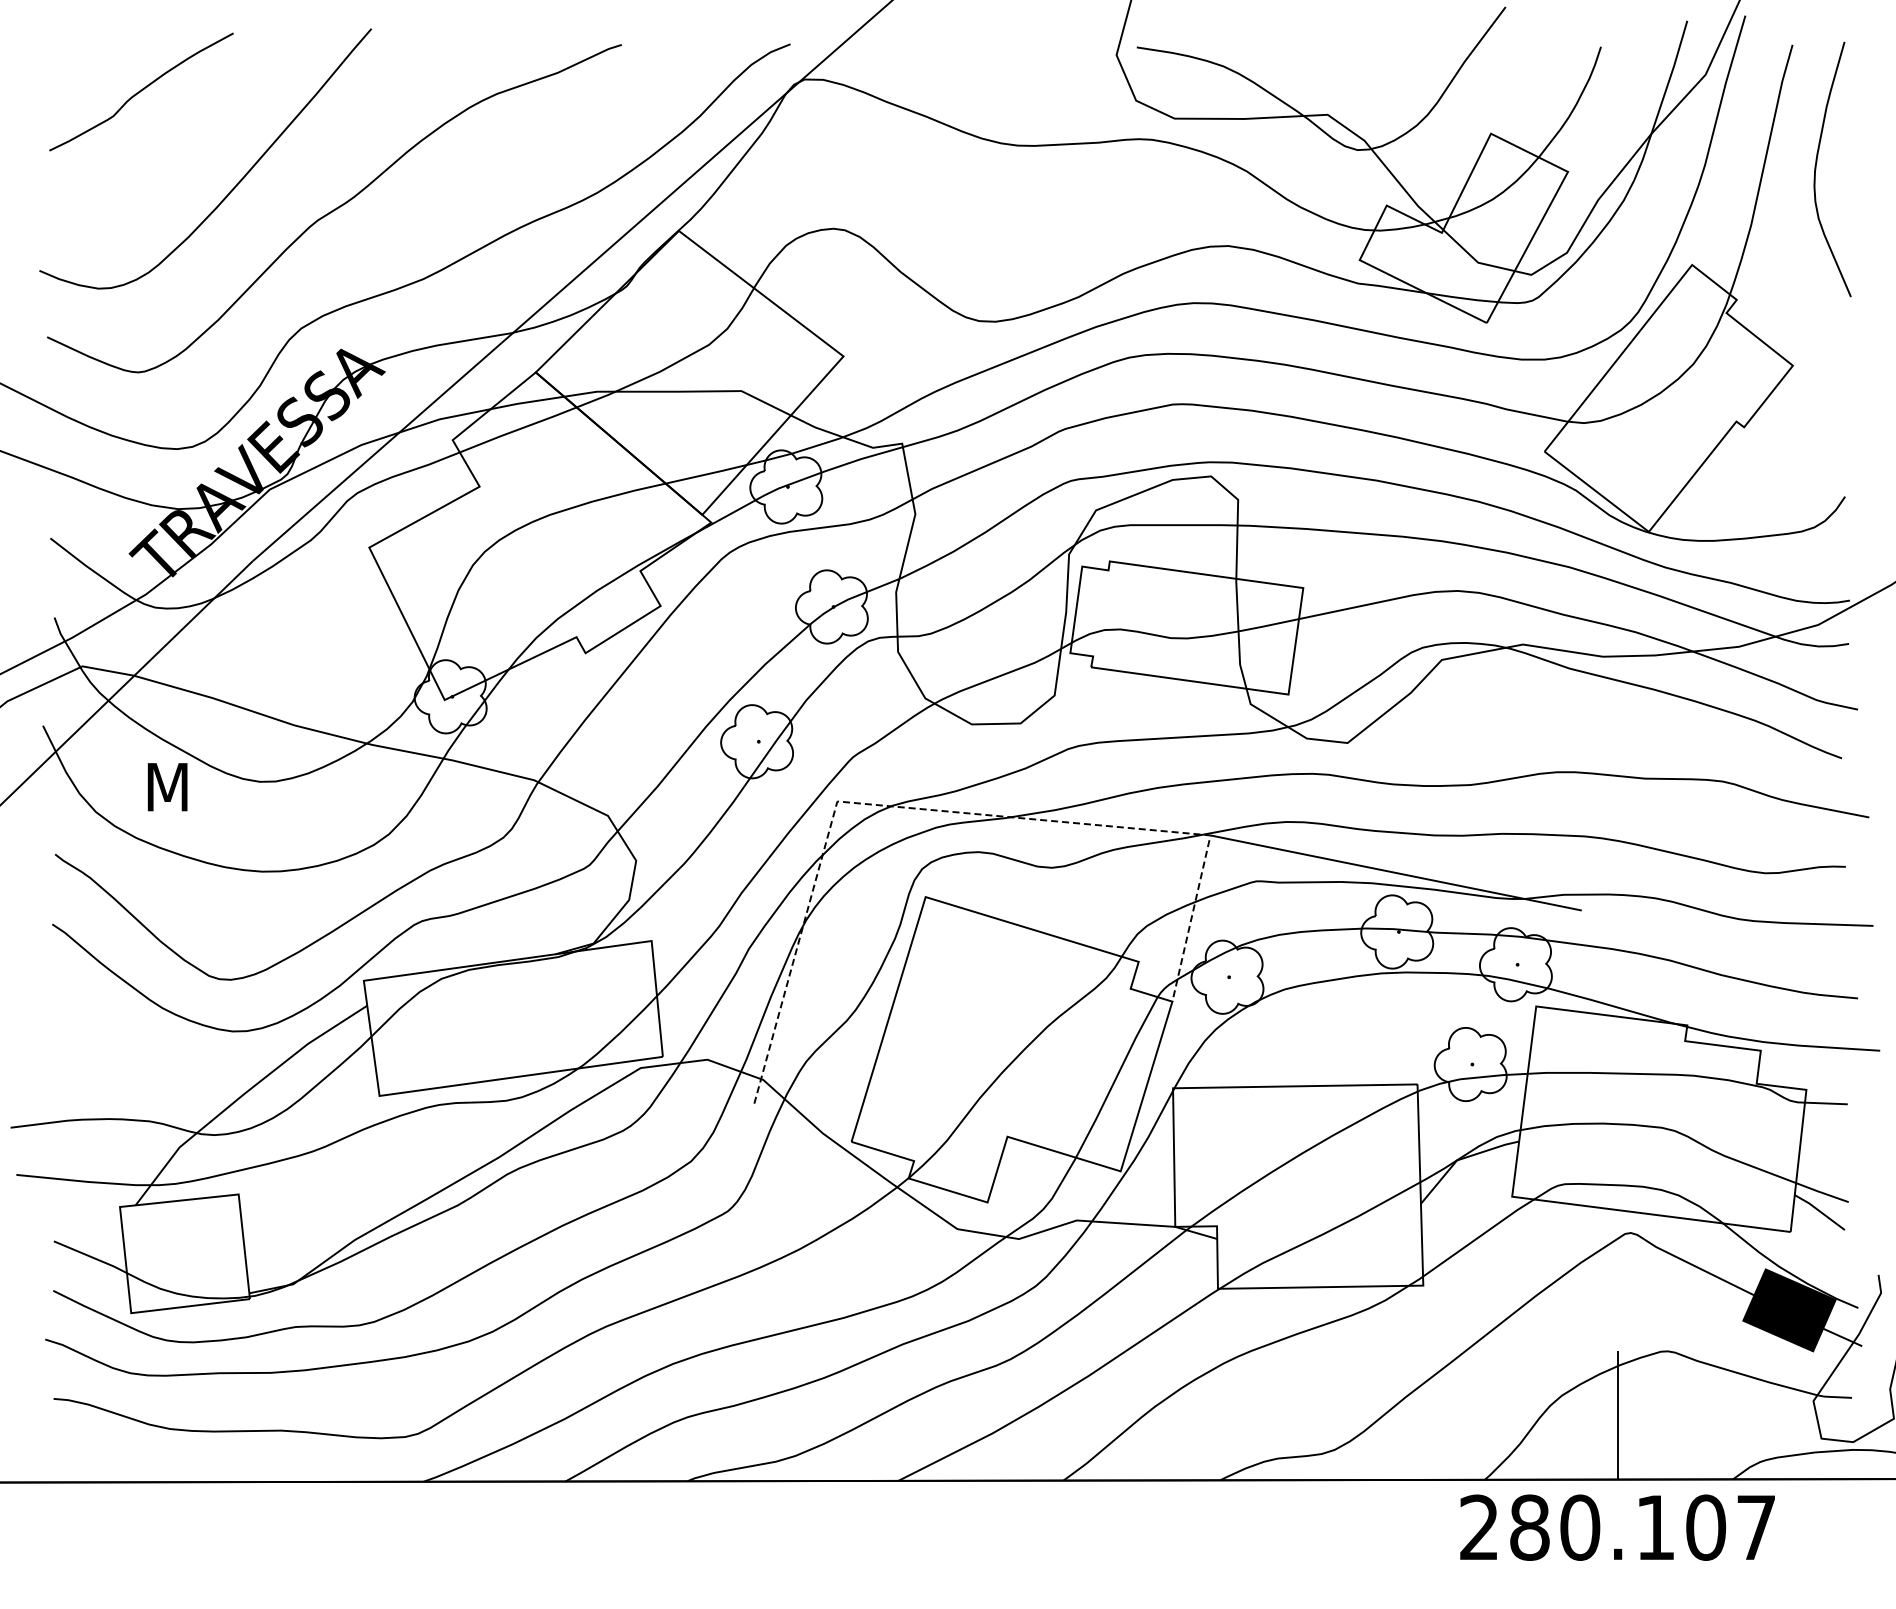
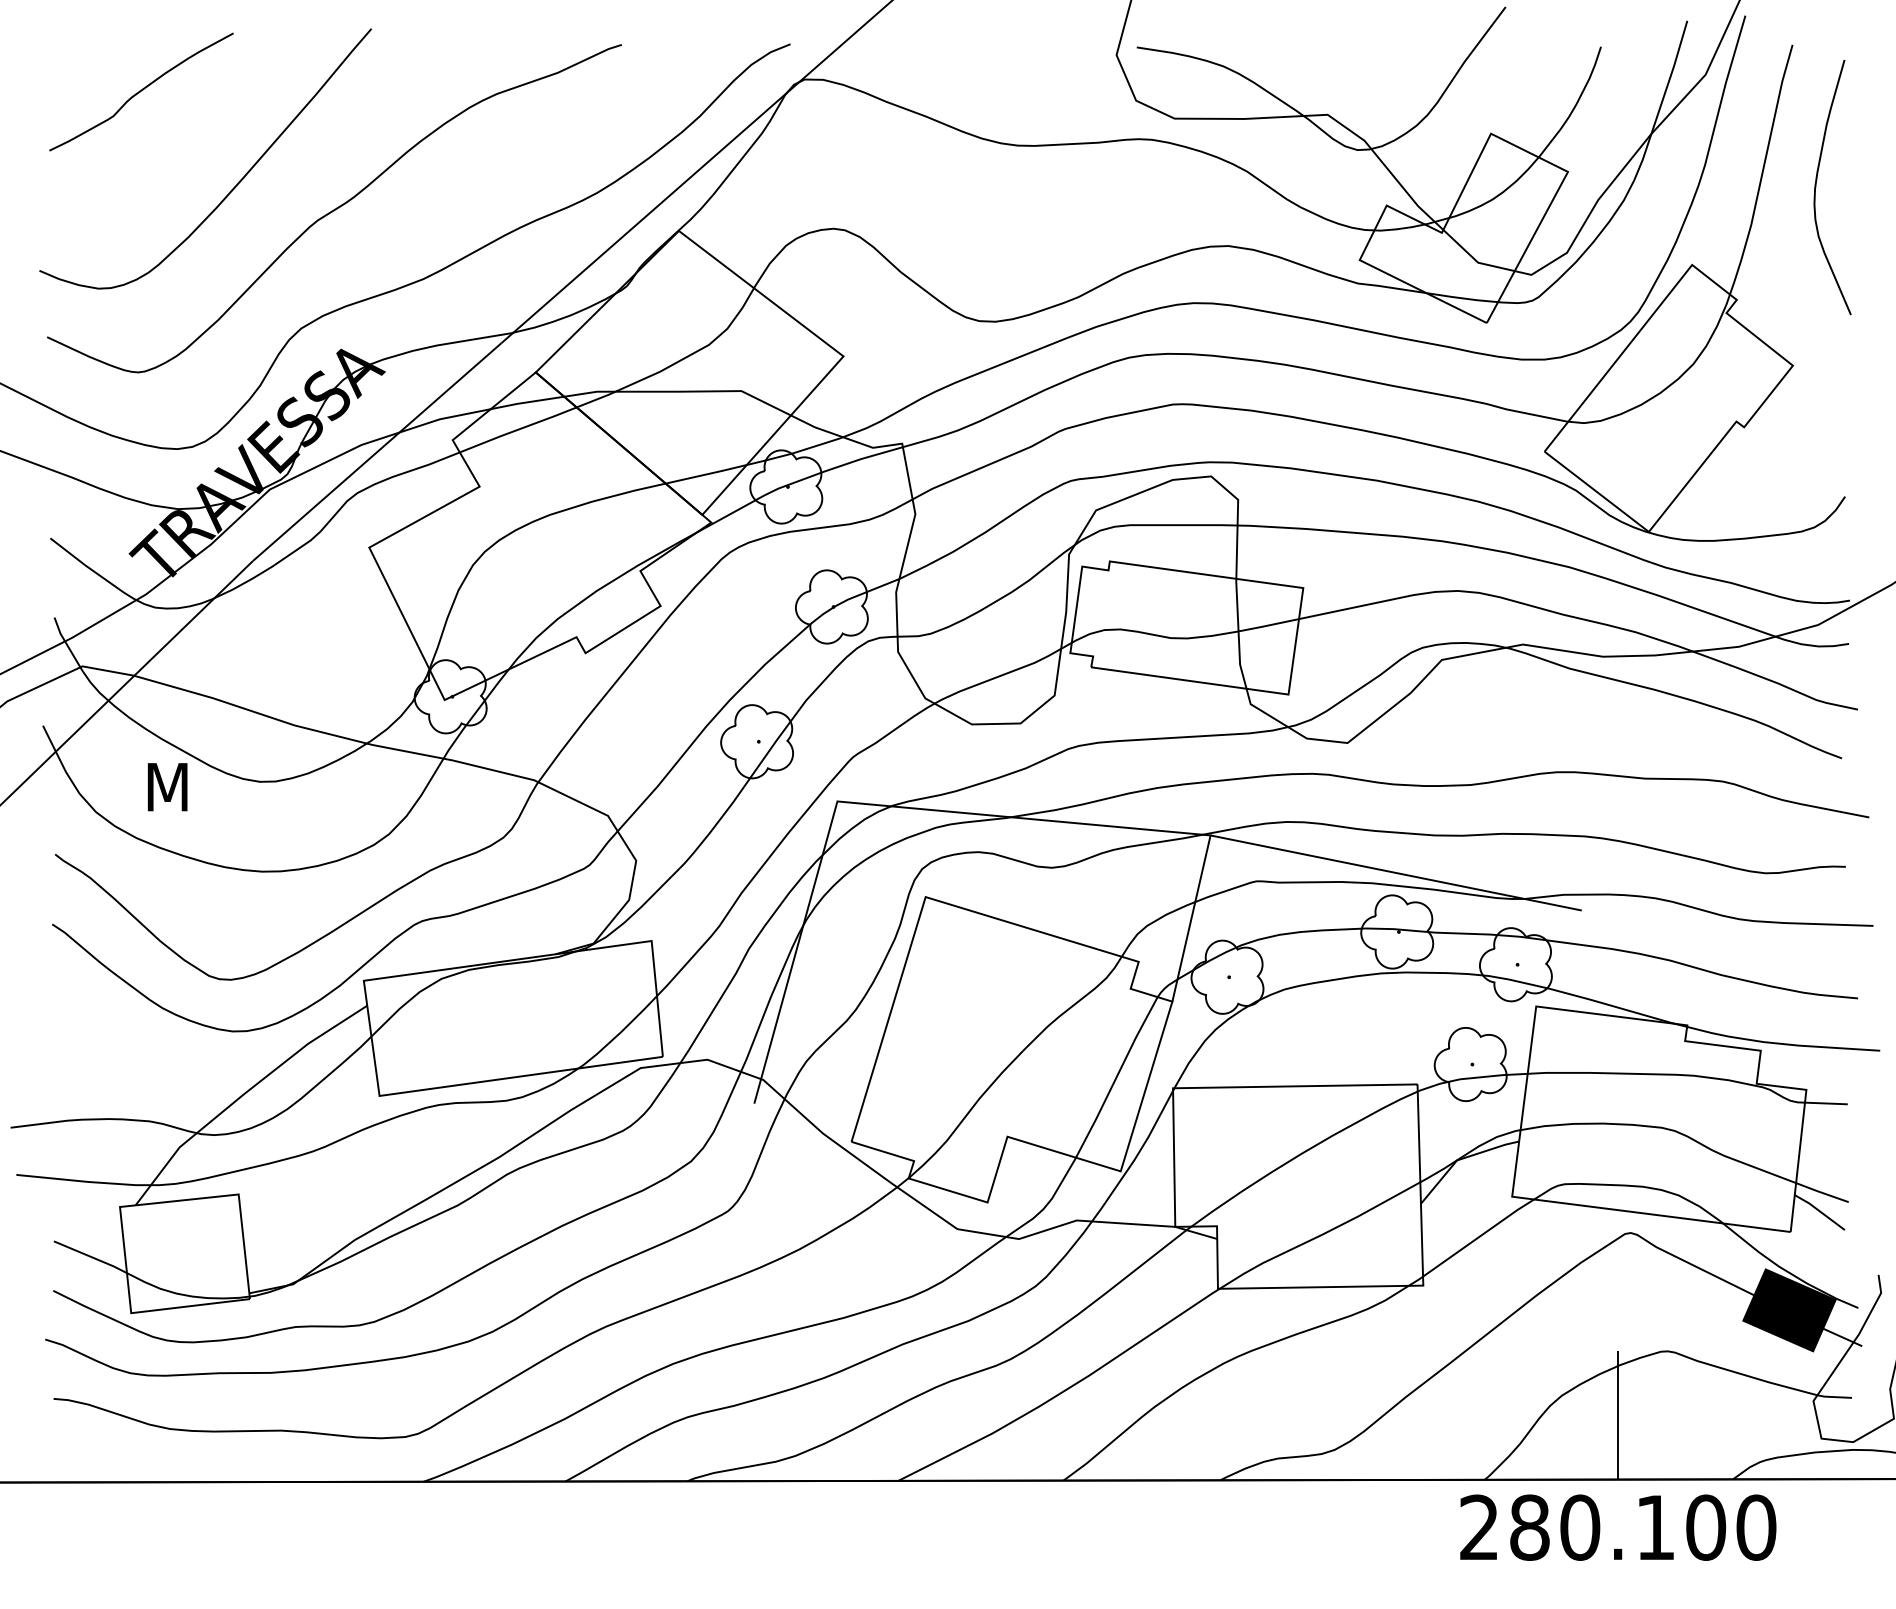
curve position: (1816, 169) -> (1816, 187) (1816, 187)
line: dashed -> solid (952, 811)
text: 280.107 -> 280.100 (1756, 1527)
